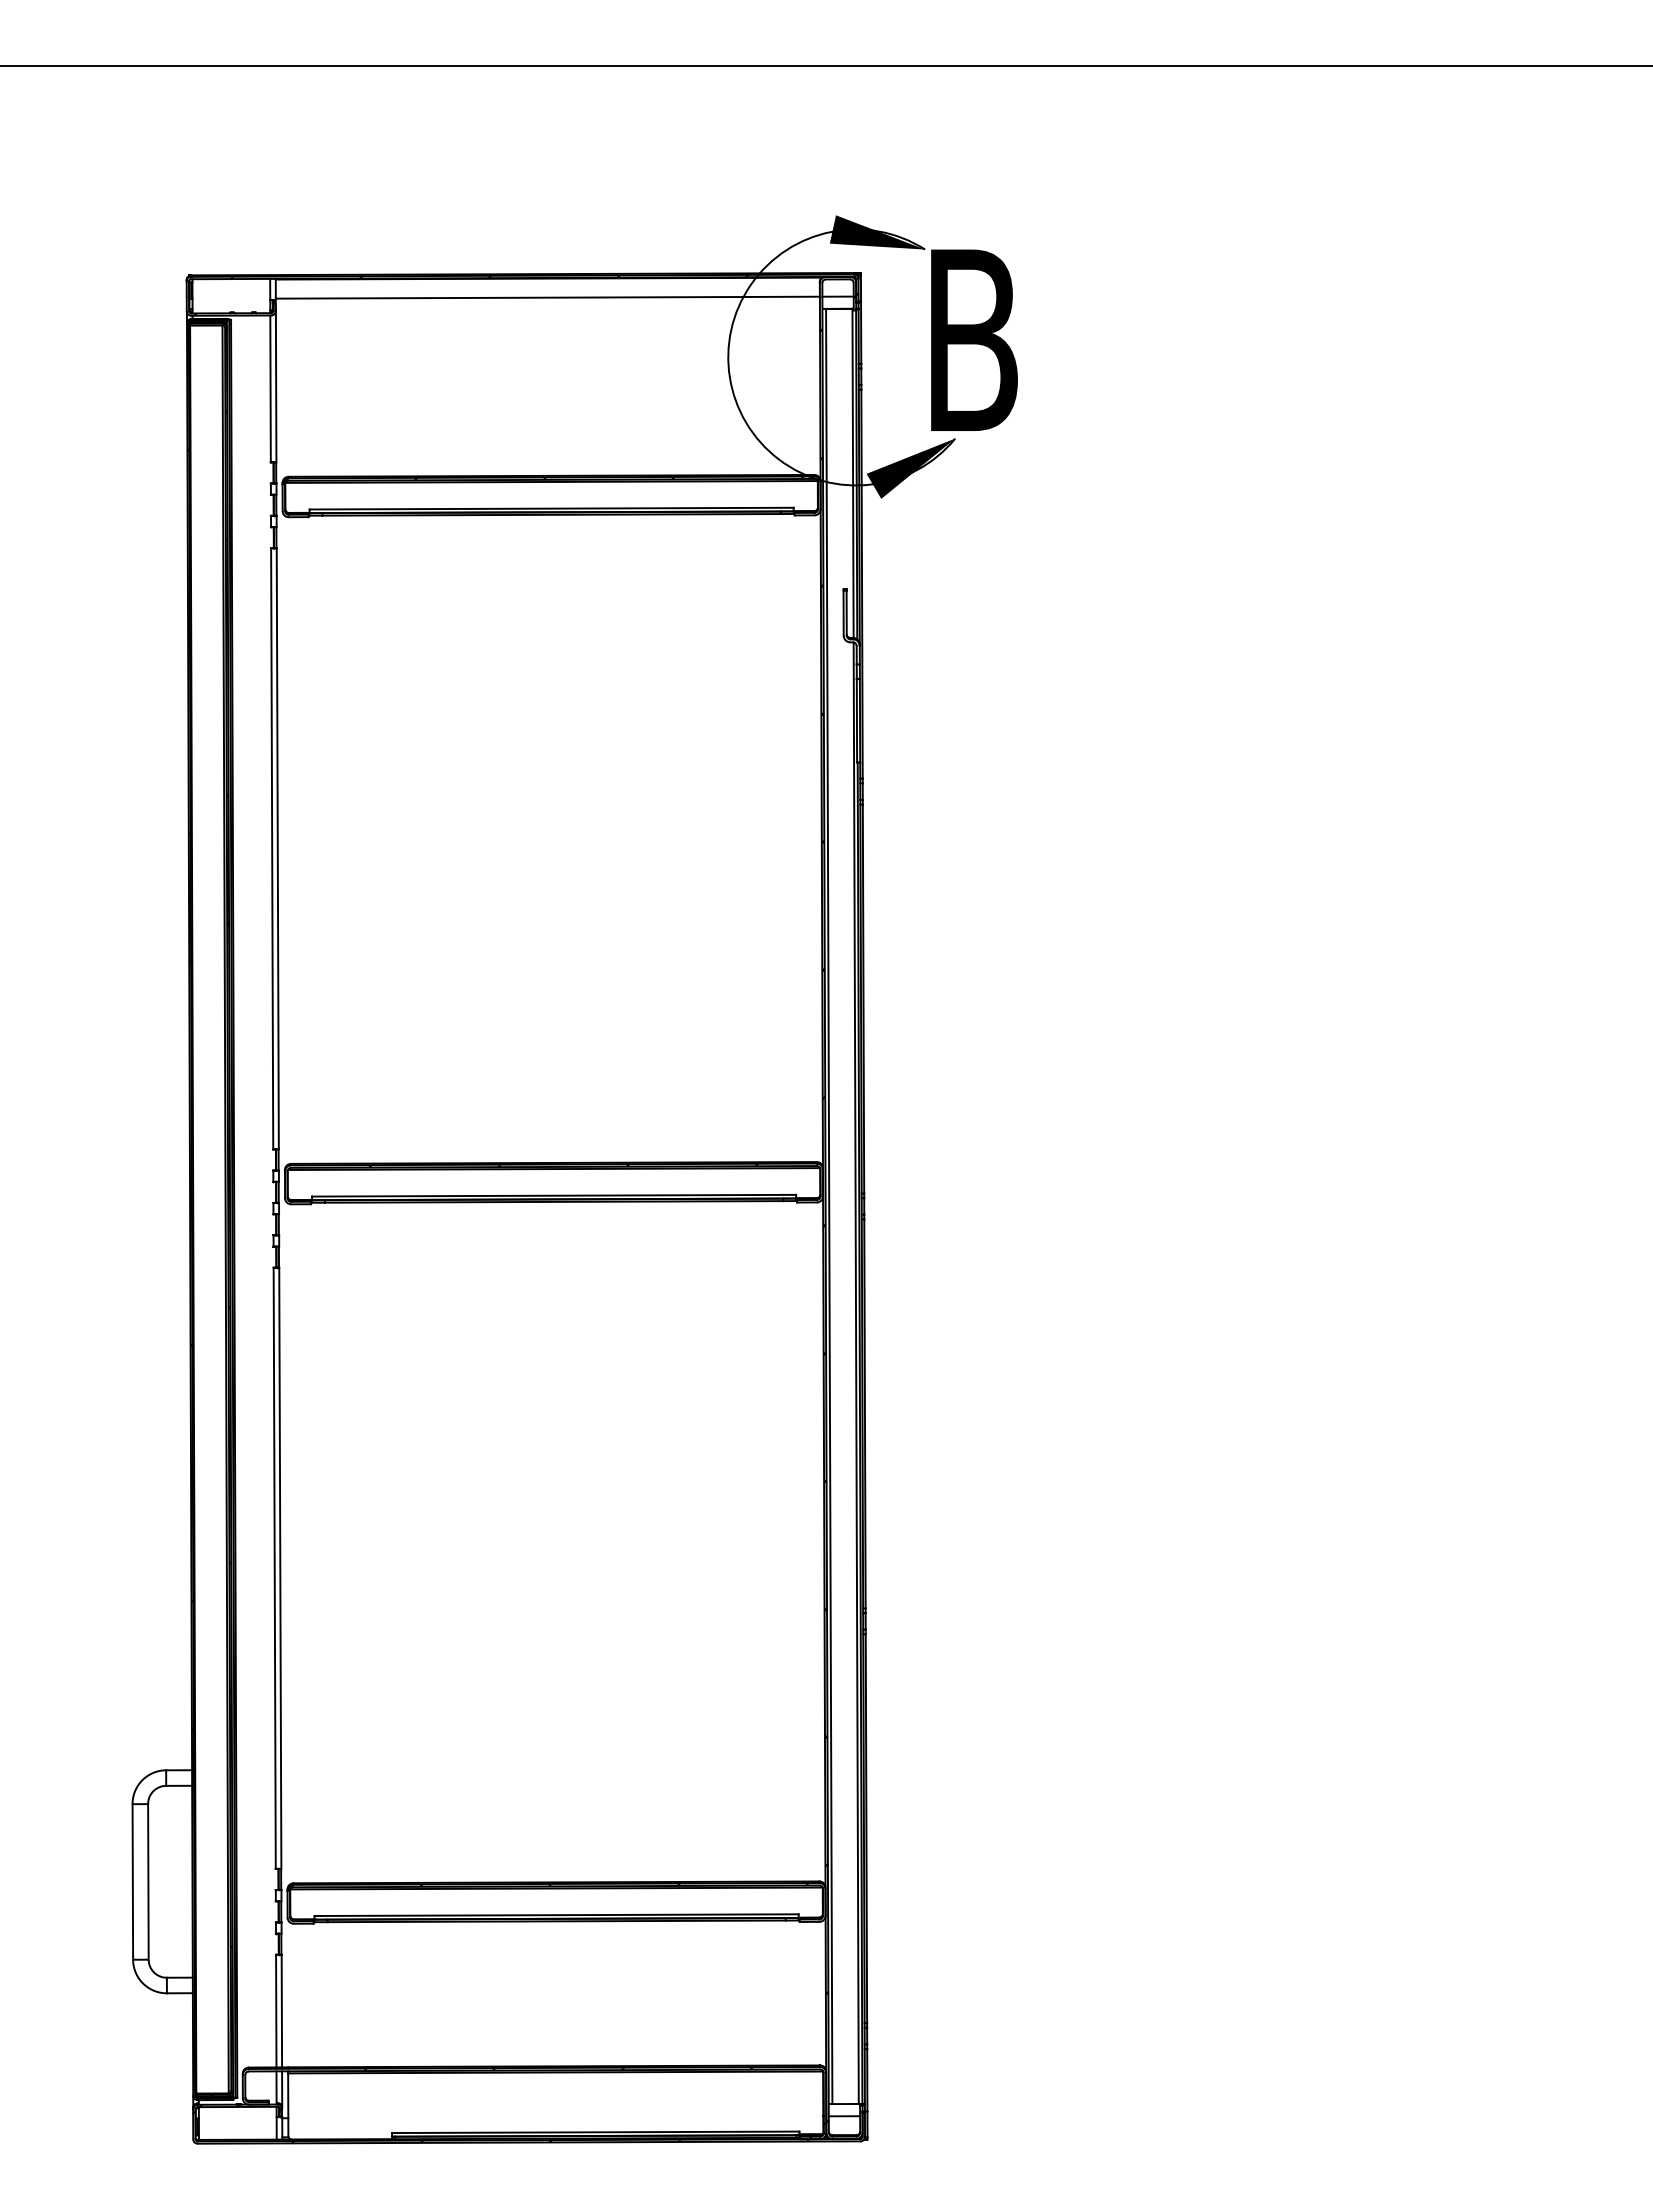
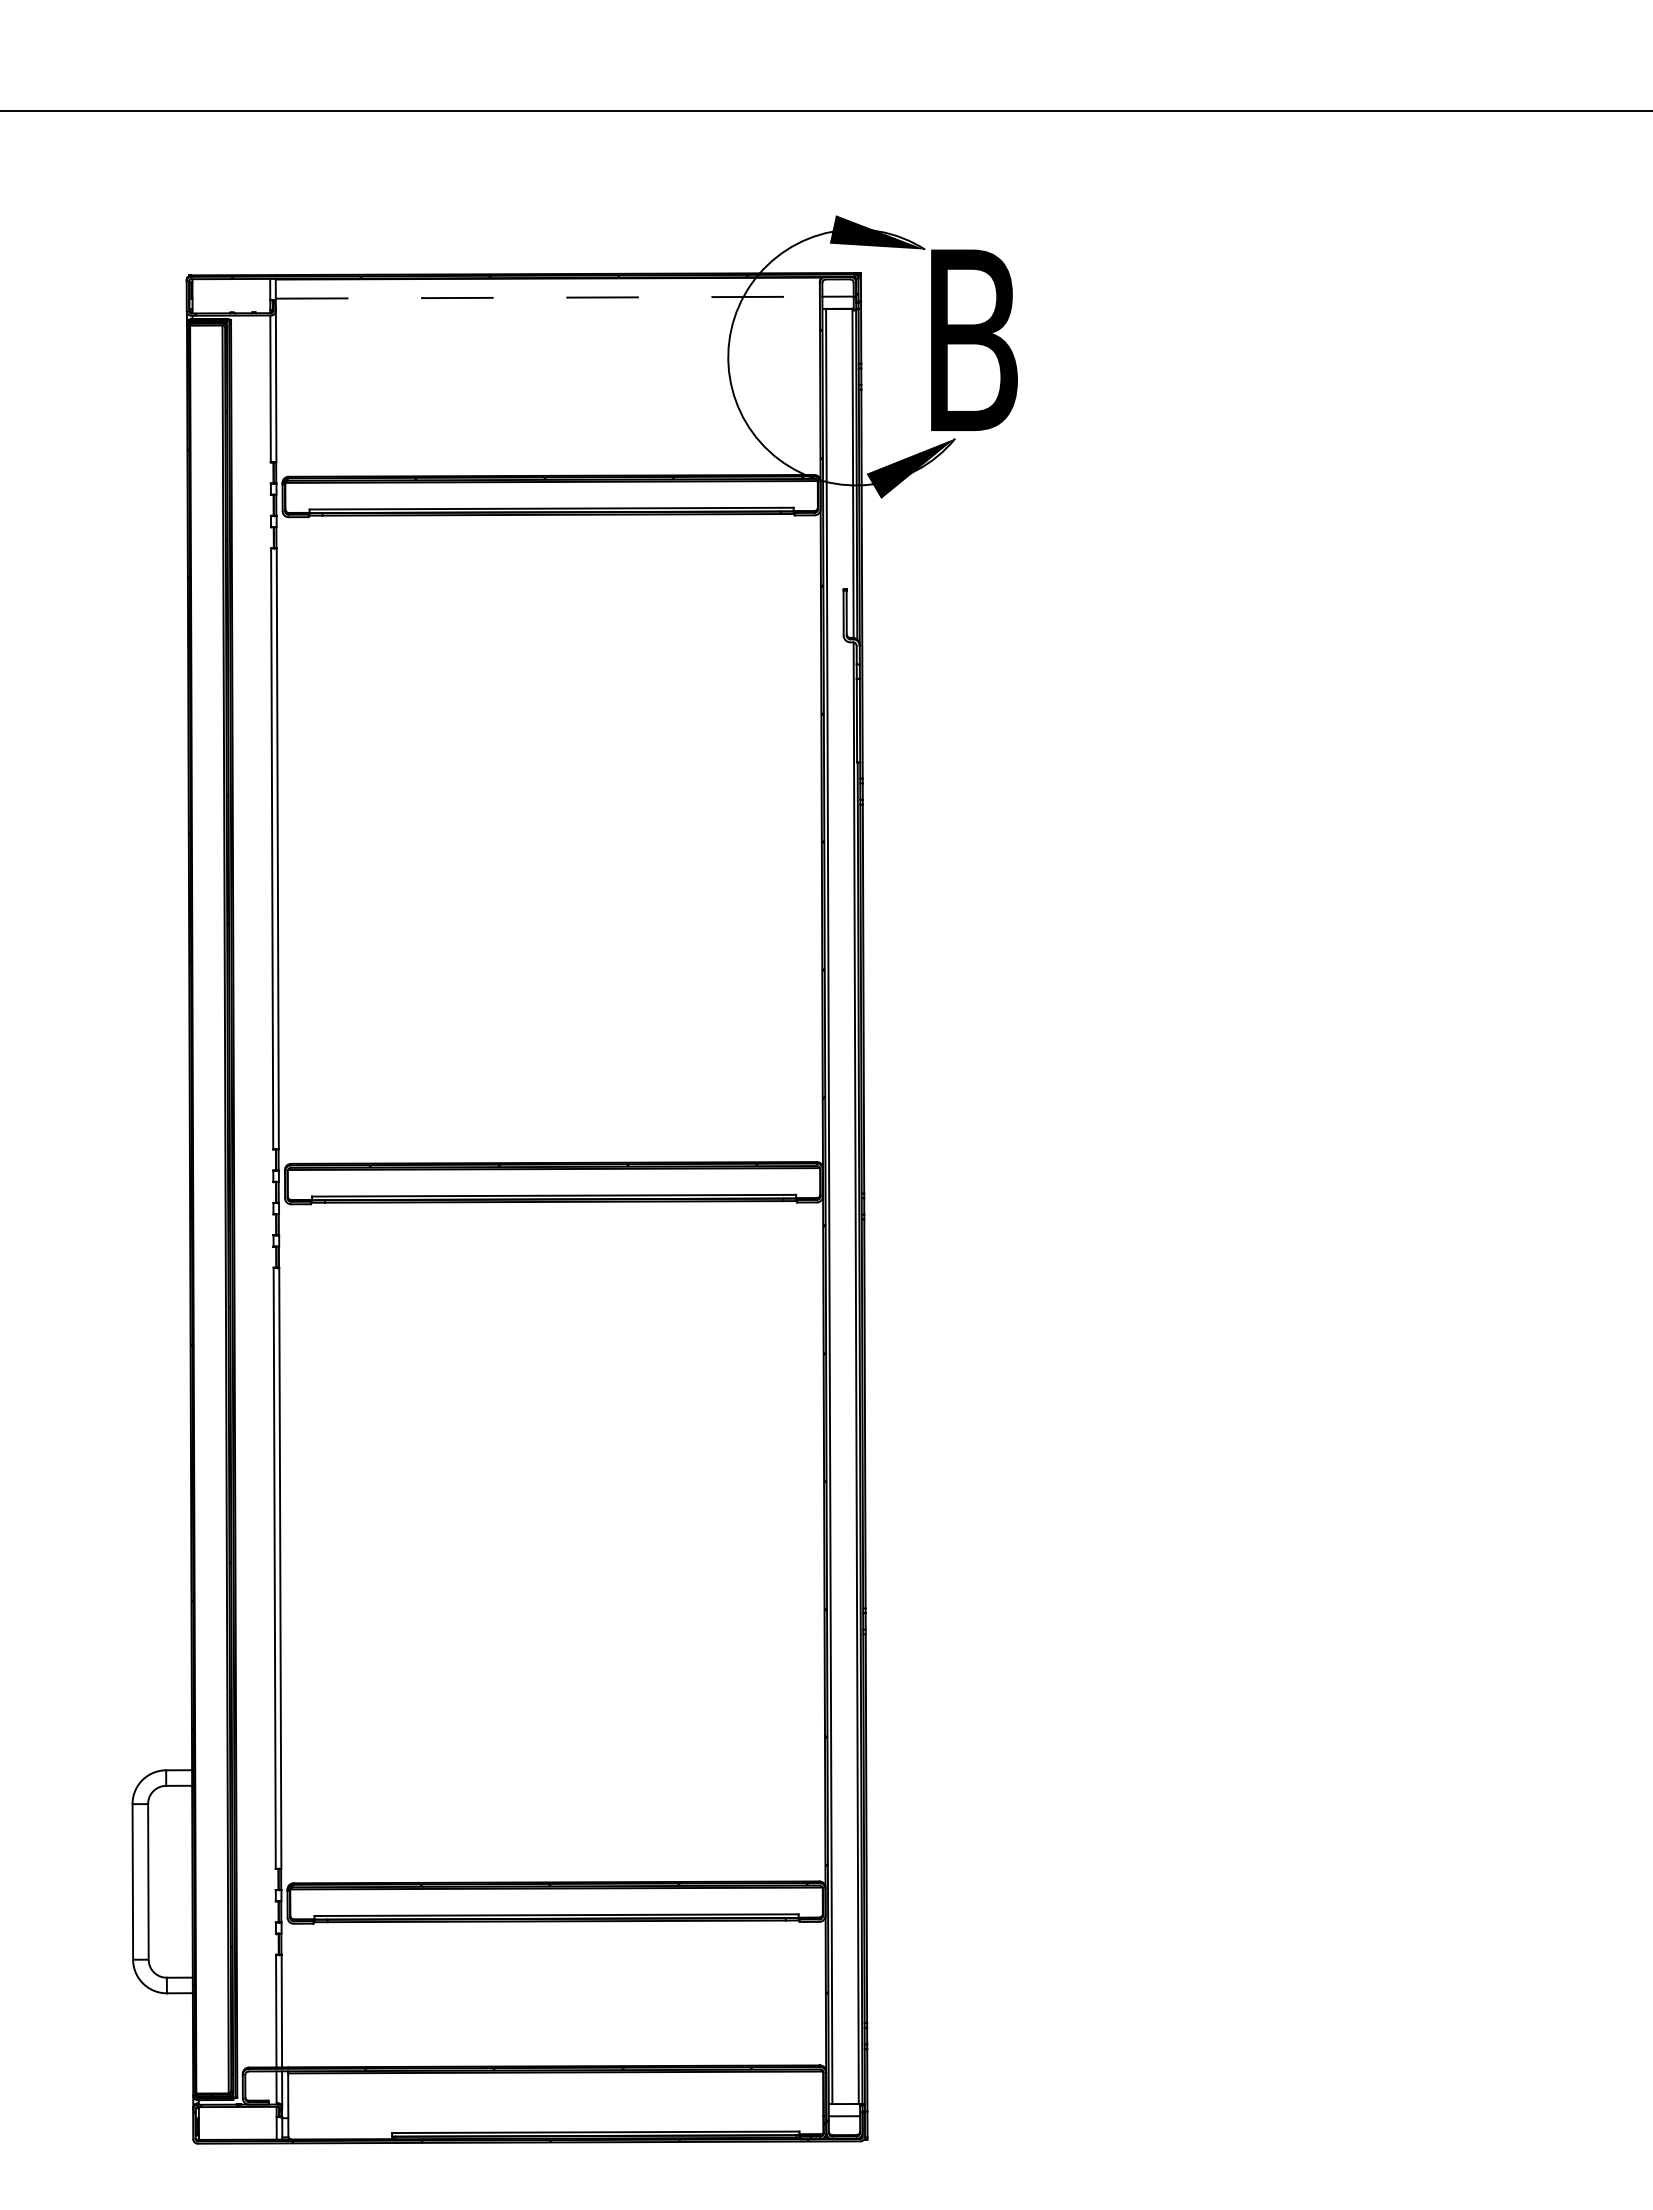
line position: (825, 66) -> (825, 111) (825, 111)
line: solid -> dashed (548, 297)
